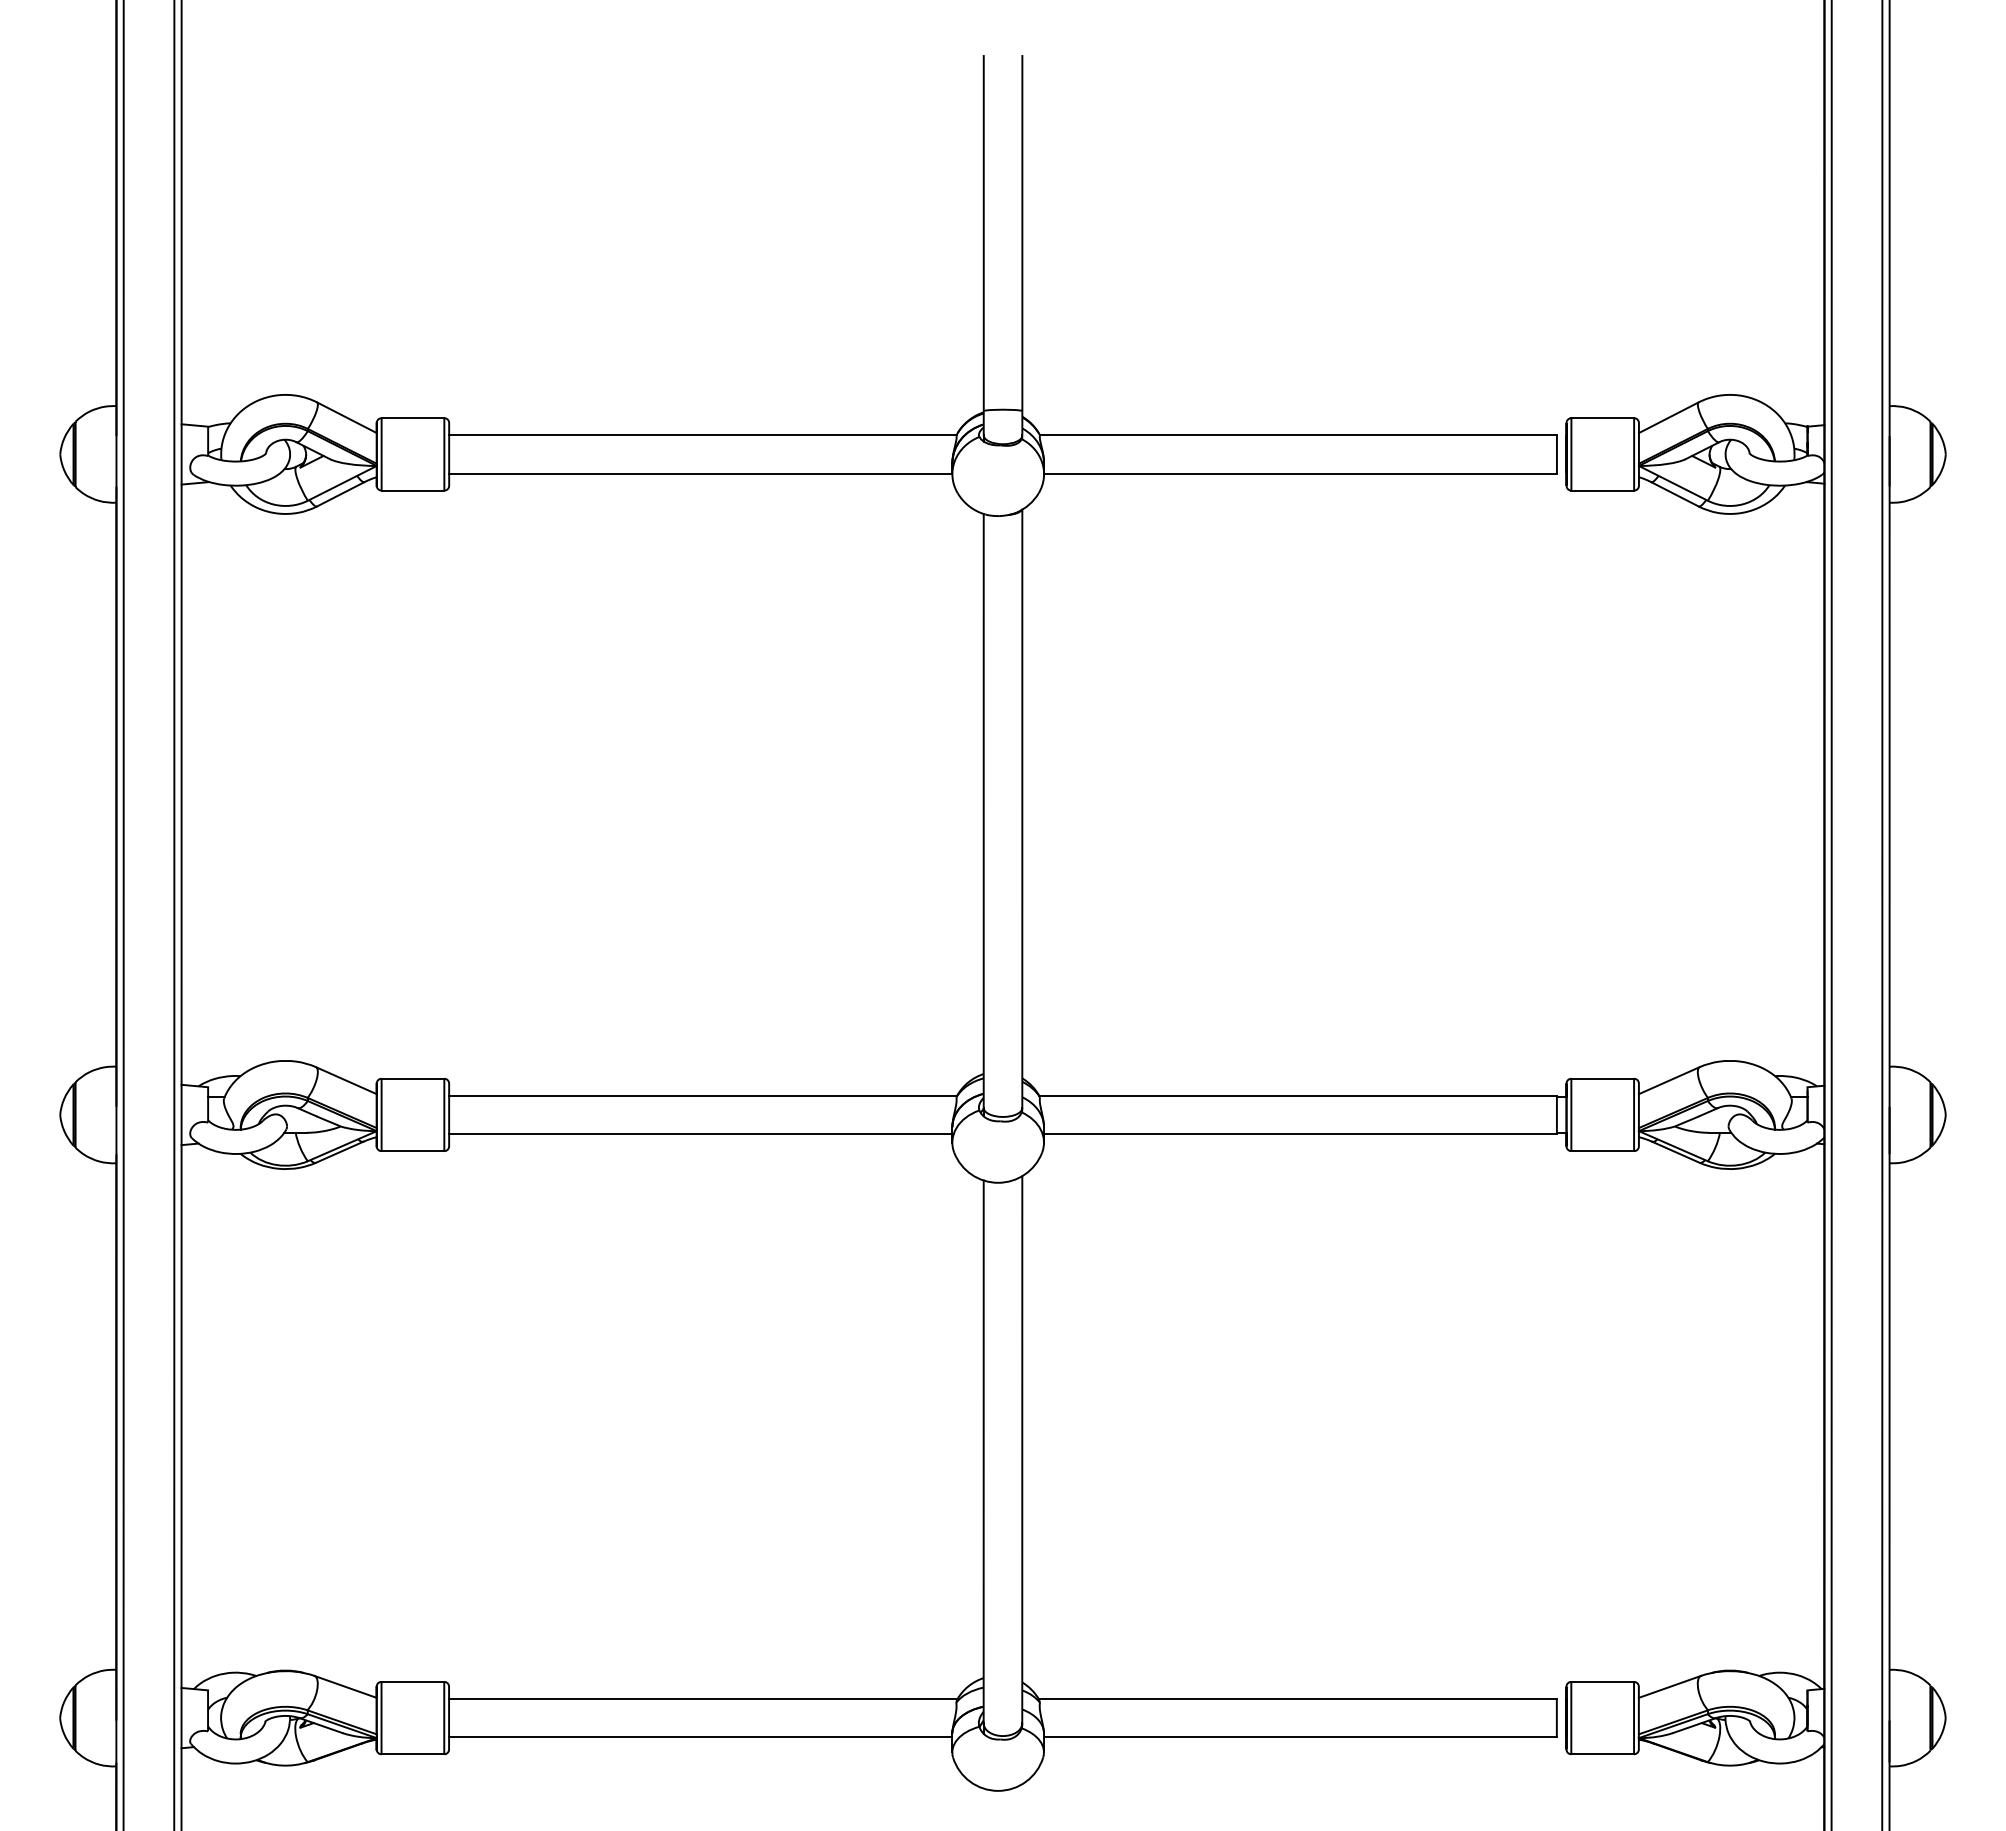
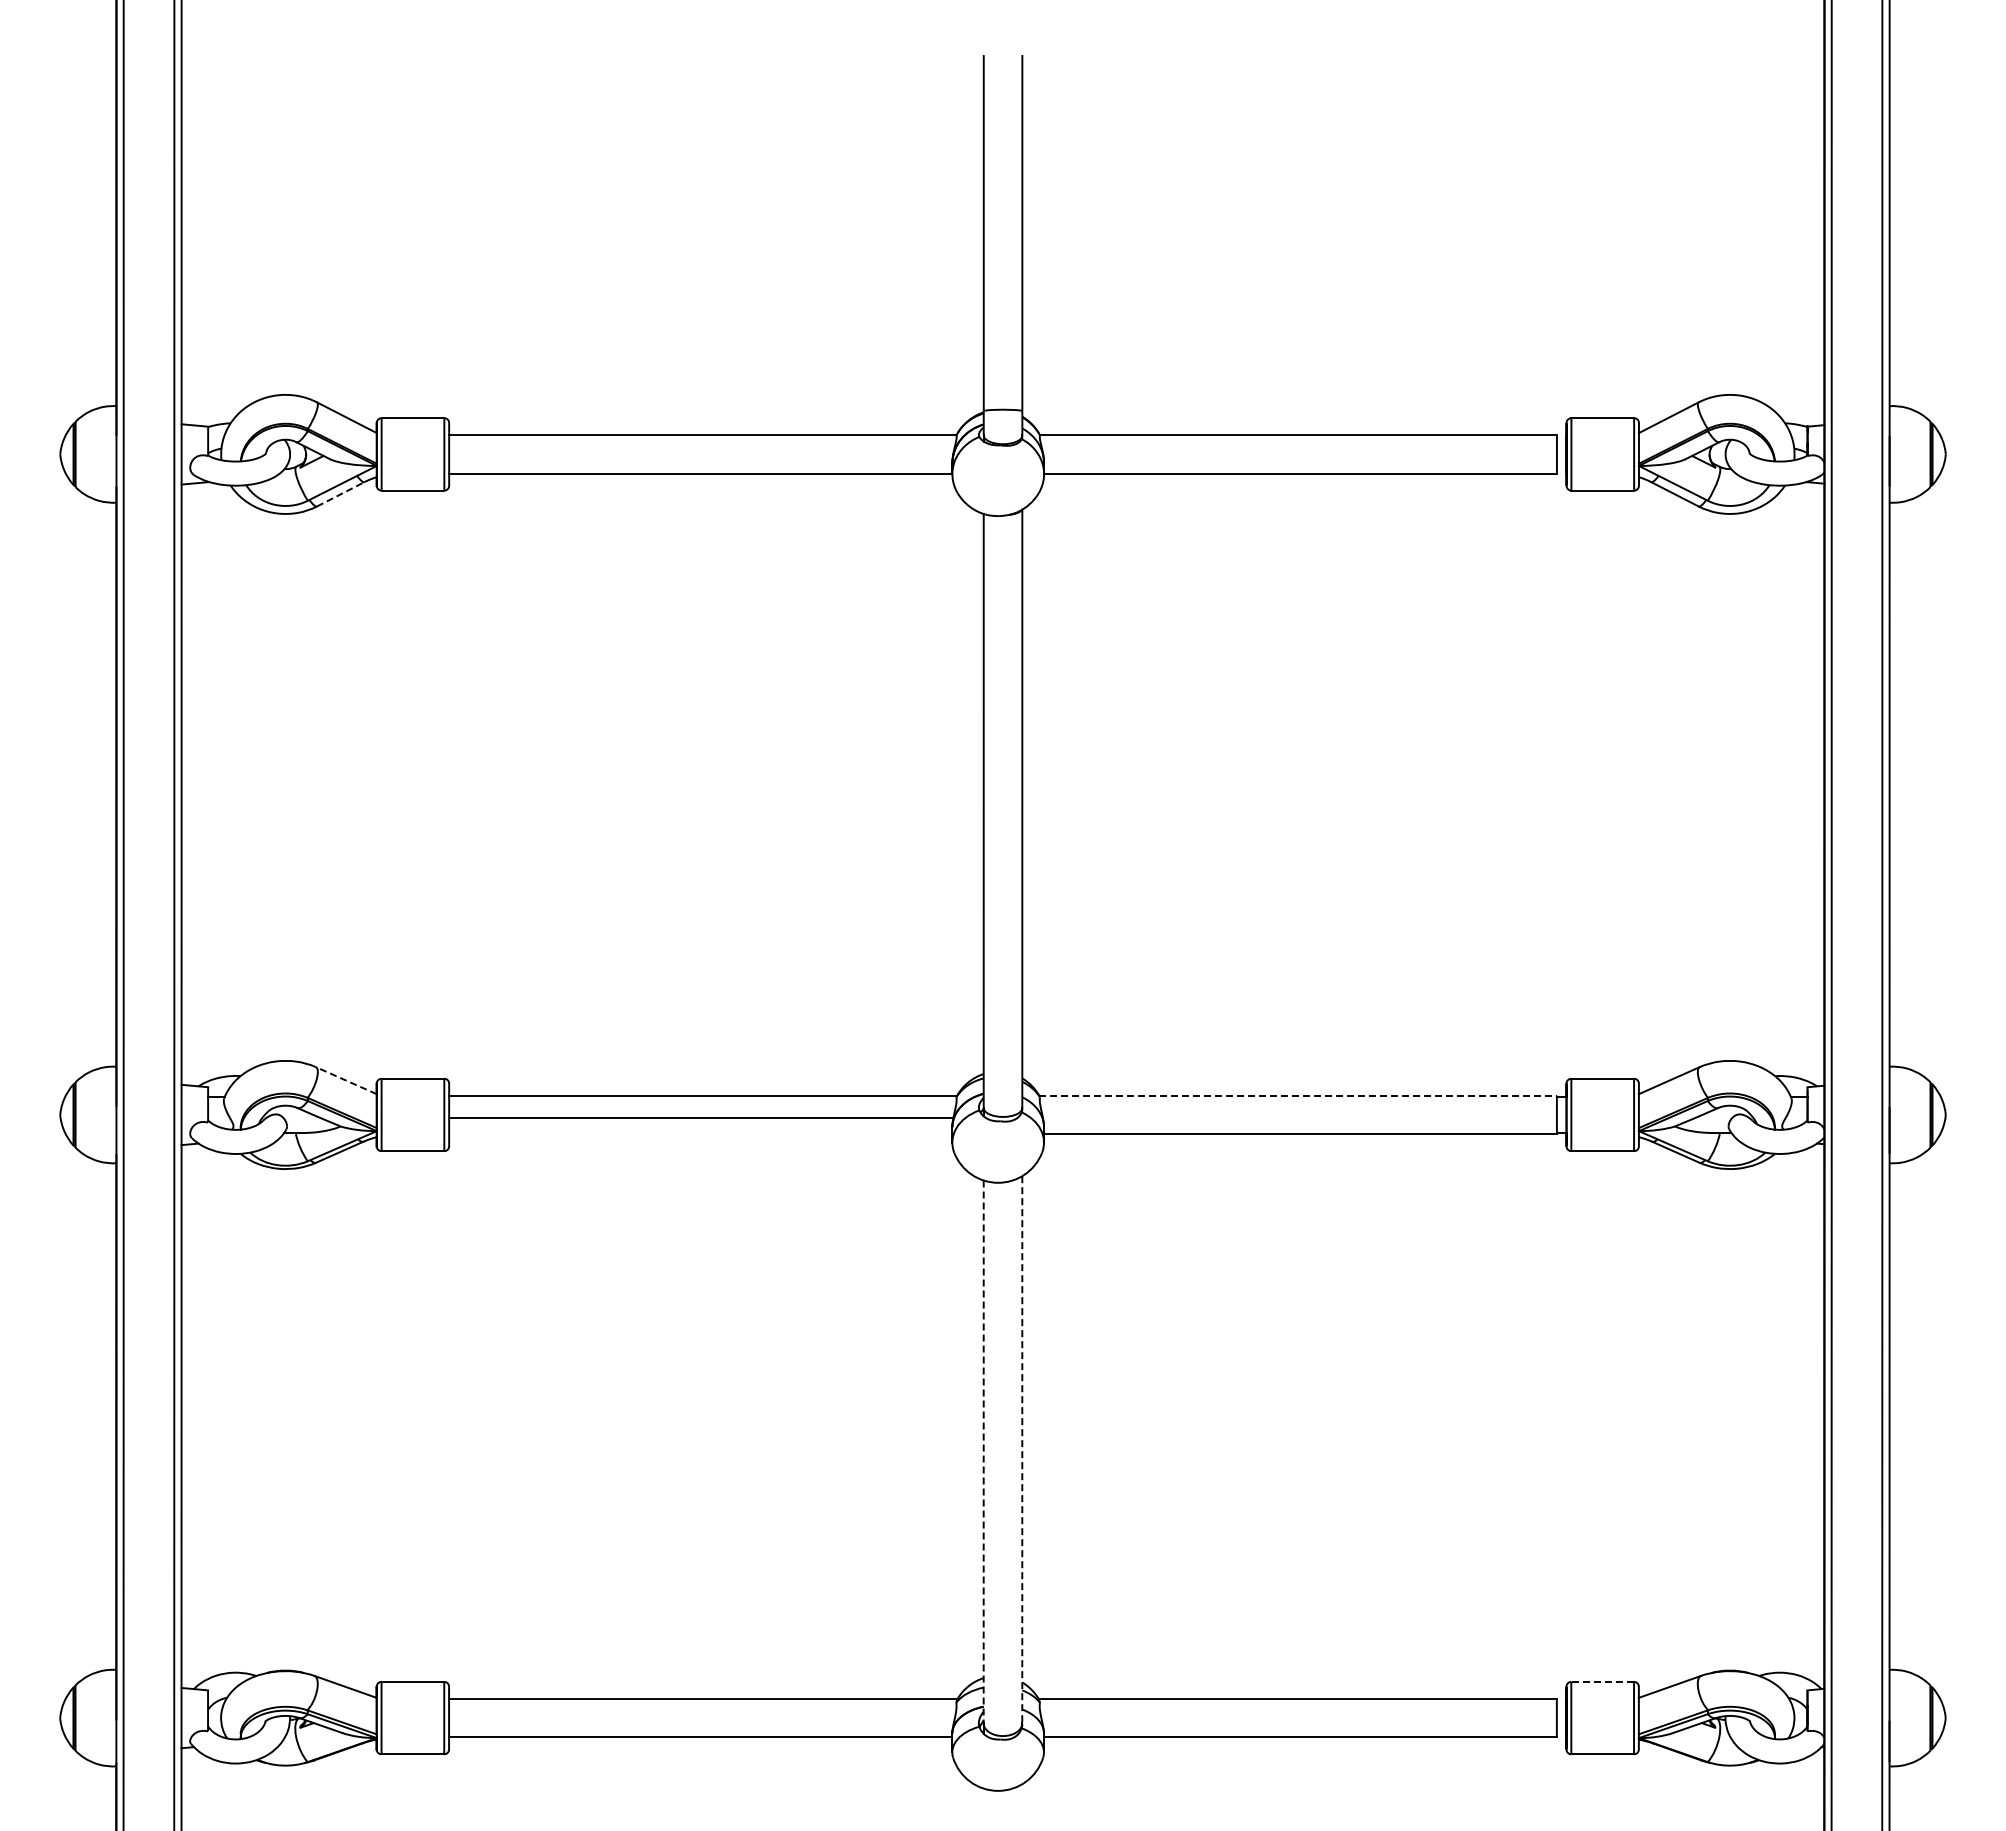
line: solid -> dashed (340, 494)
line: solid -> dashed (345, 1080)
line: solid -> dashed (1298, 1095)
line position: (700, 1134) -> (700, 1118) (700, 1118)
line: solid -> dashed (1022, 1449)
line: solid -> dashed (983, 1452)
line: solid -> dashed (1602, 1681)
